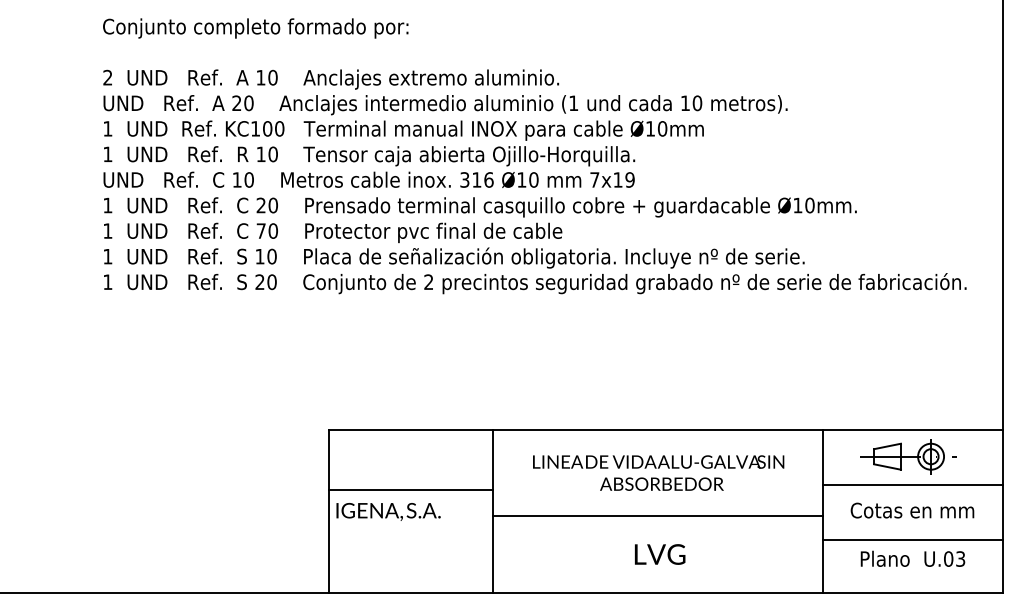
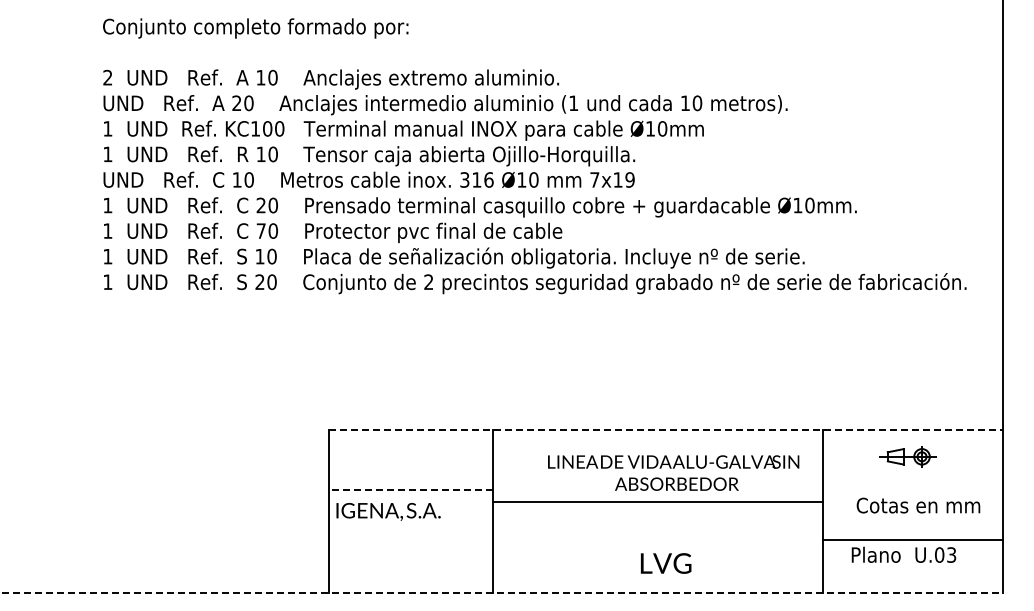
line: solid -> dashed (666, 429)
part size: 97x36 px -> 58x22 px (907, 456)
text position: (658, 472) -> (673, 472) (673, 472)
line: present -> none (912, 485)
line: solid -> dashed (410, 490)
text position: (912, 510) -> (918, 505) (918, 505)
line position: (657, 516) -> (657, 502) (657, 502)
text position: (660, 554) -> (666, 563) (666, 563)
text position: (912, 558) -> (903, 554) (903, 554)
line: solid -> dashed (501, 592)
